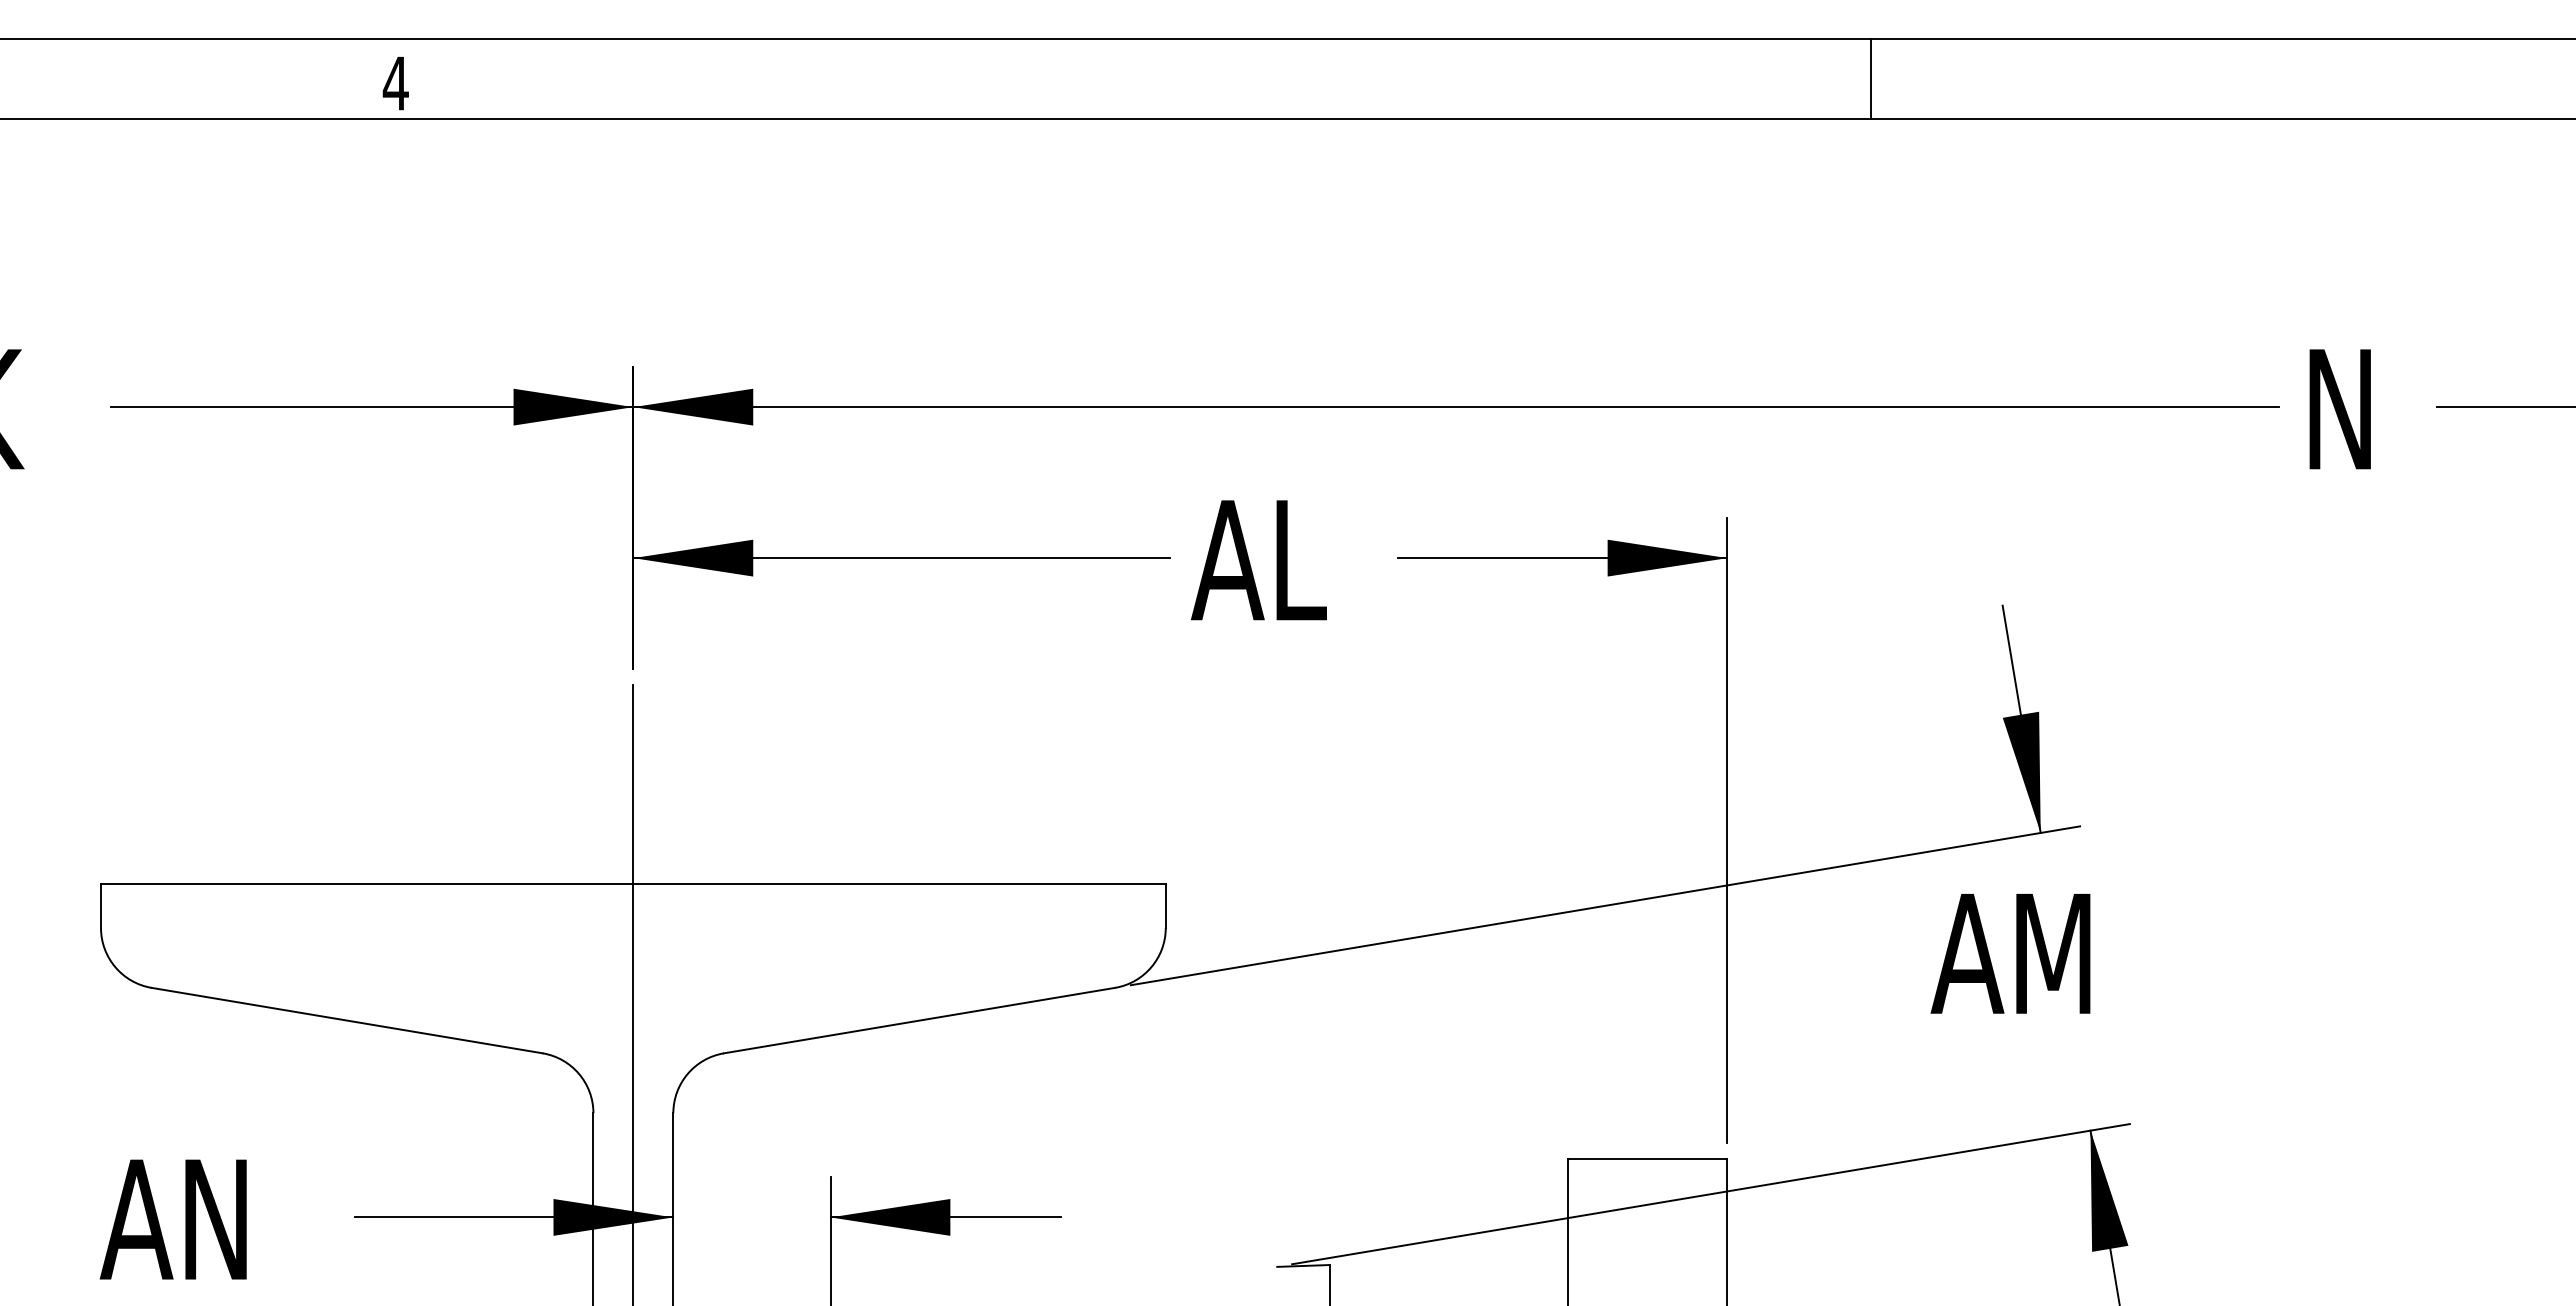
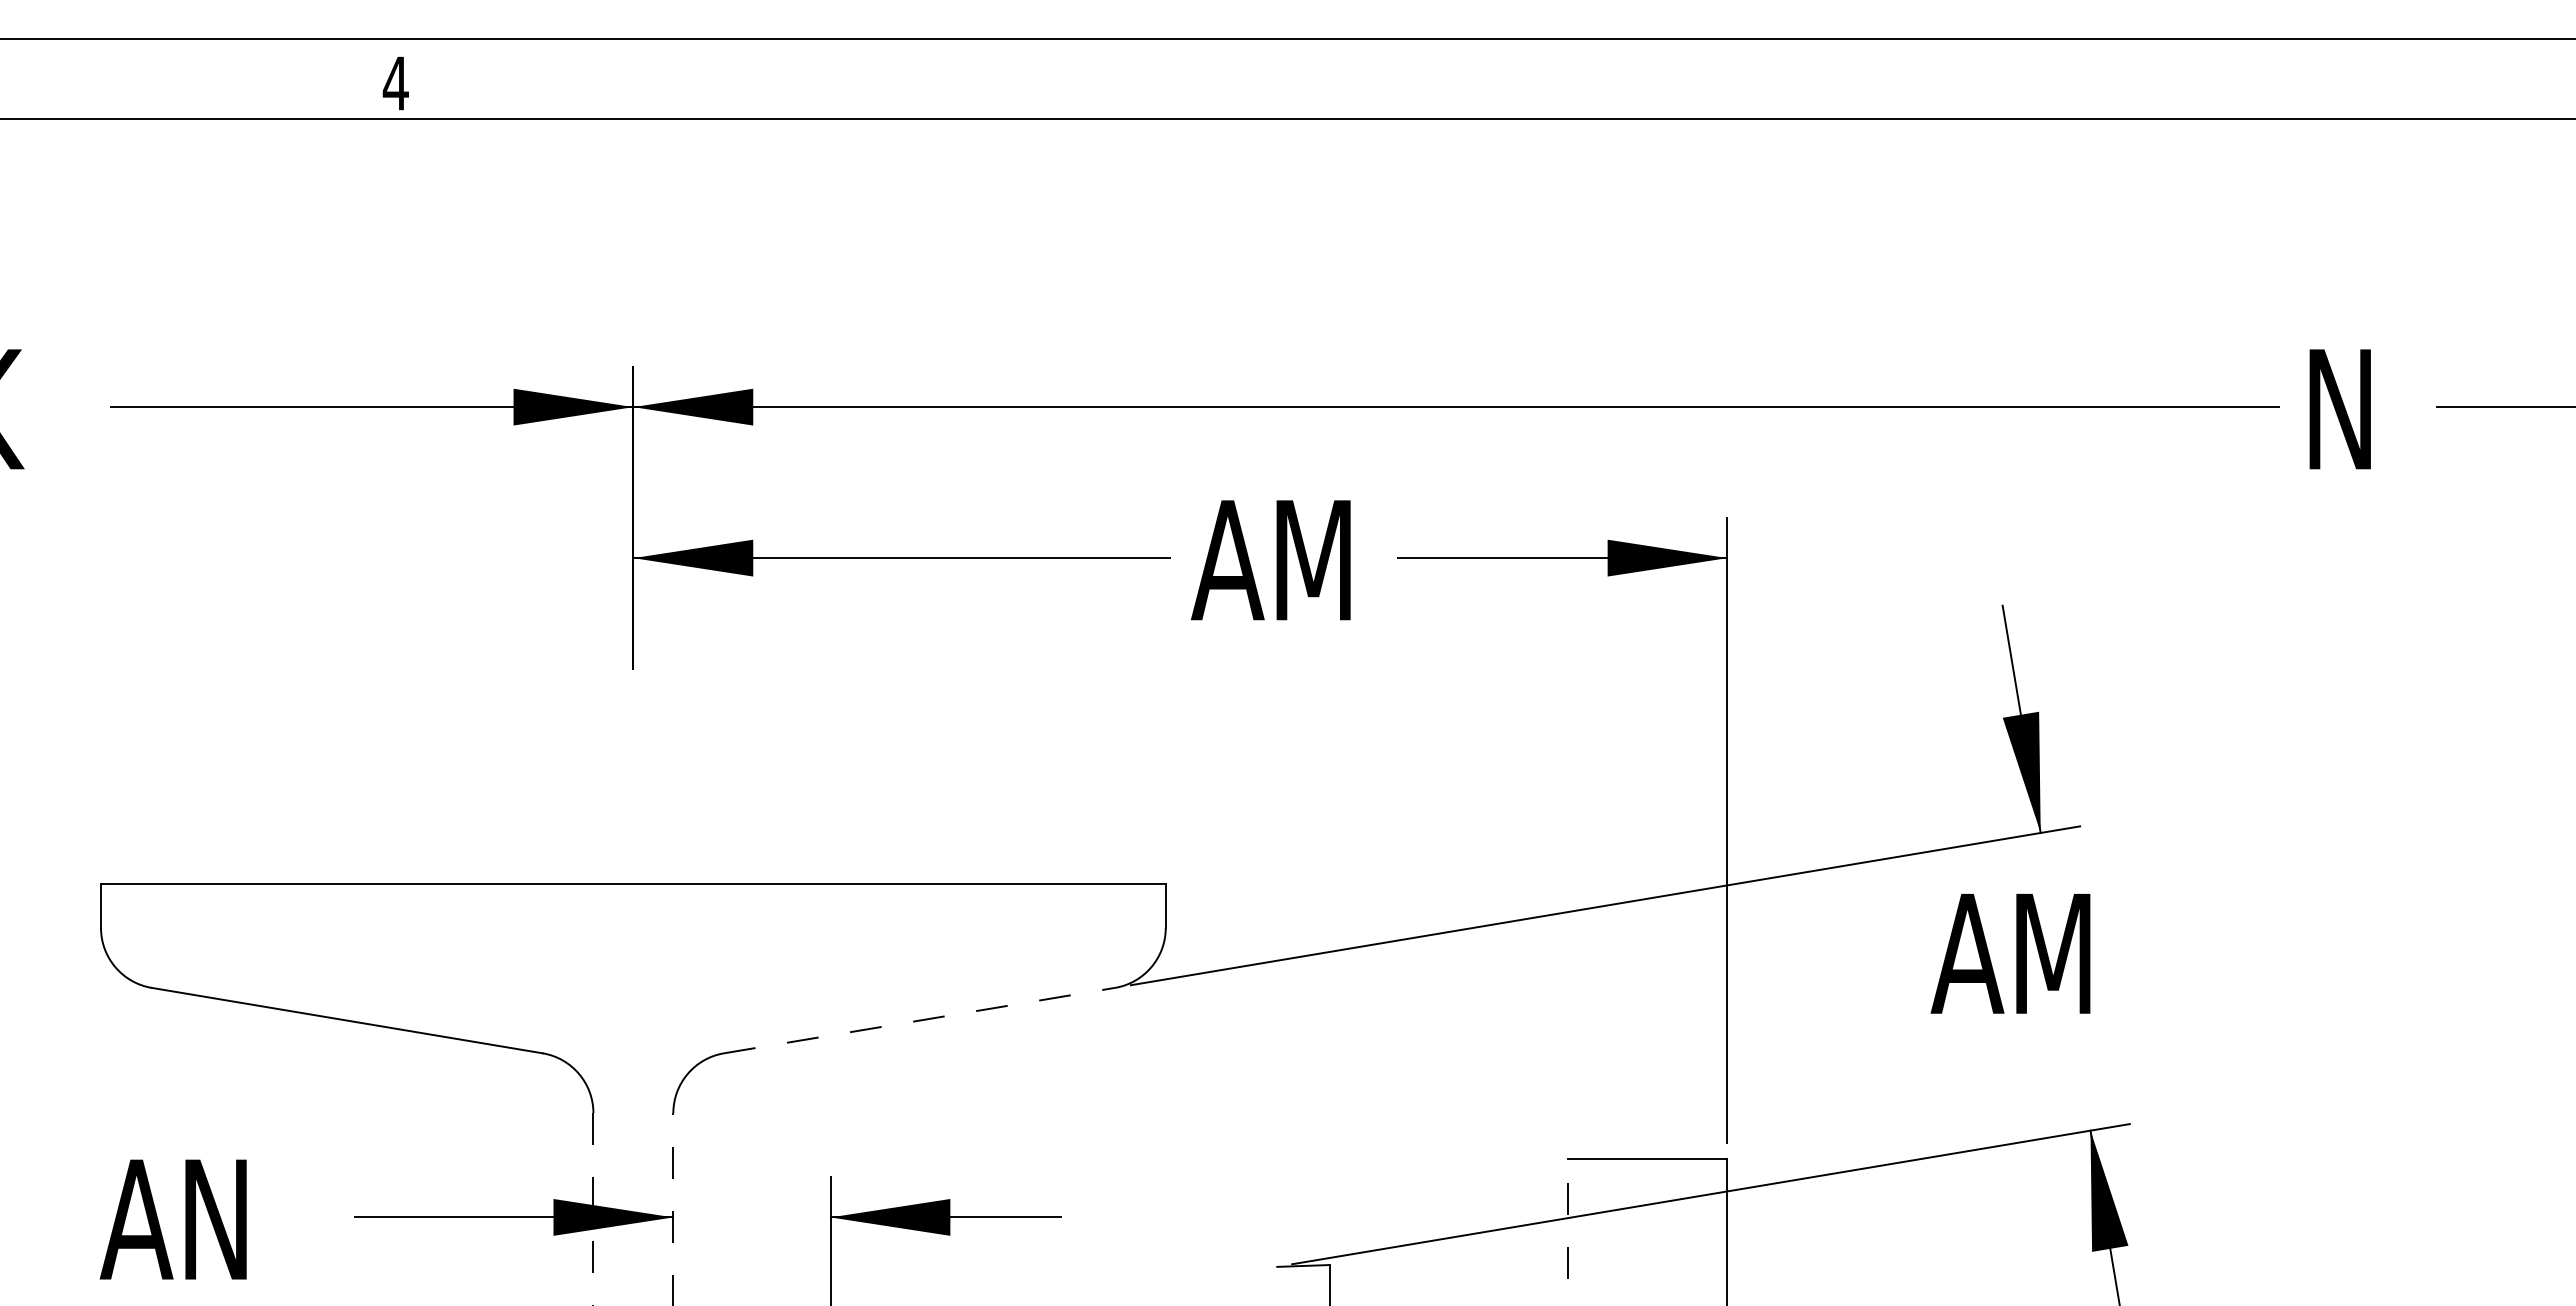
line: present -> none (1871, 79)
text: AL -> AM (1318, 560)
line: present -> none (633, 993)
line: solid -> dashed (920, 1020)
line: solid -> dashed (593, 1209)
line: solid -> dashed (673, 1209)
line: solid -> dashed (1567, 1231)
